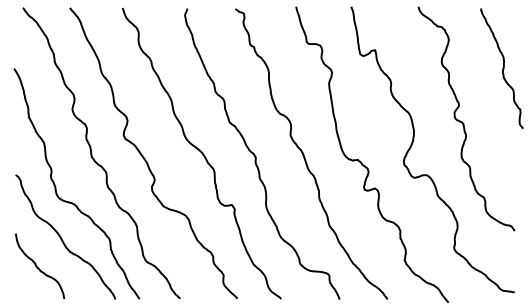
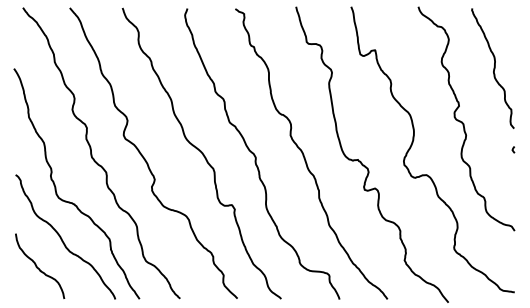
curve position: (502, 68) -> (493, 68) (493, 68)
line: none -> present (513, 149)
